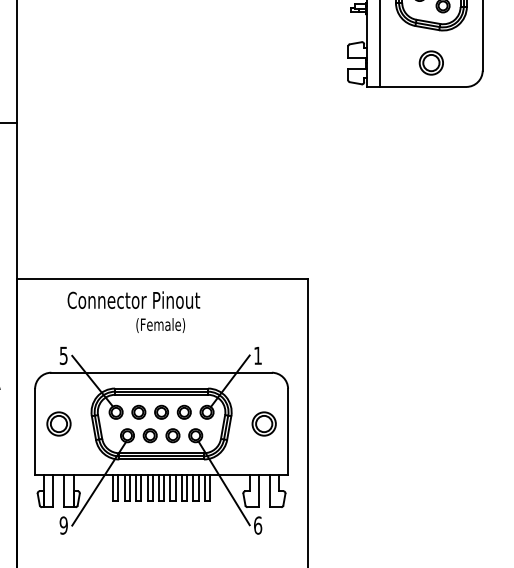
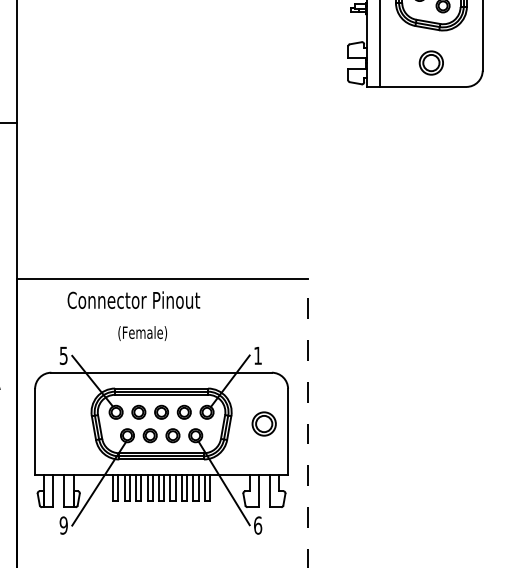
text position: (160, 325) -> (142, 333) (142, 333)
line: solid -> dashed (307, 422)
part: present -> none (58, 423)
